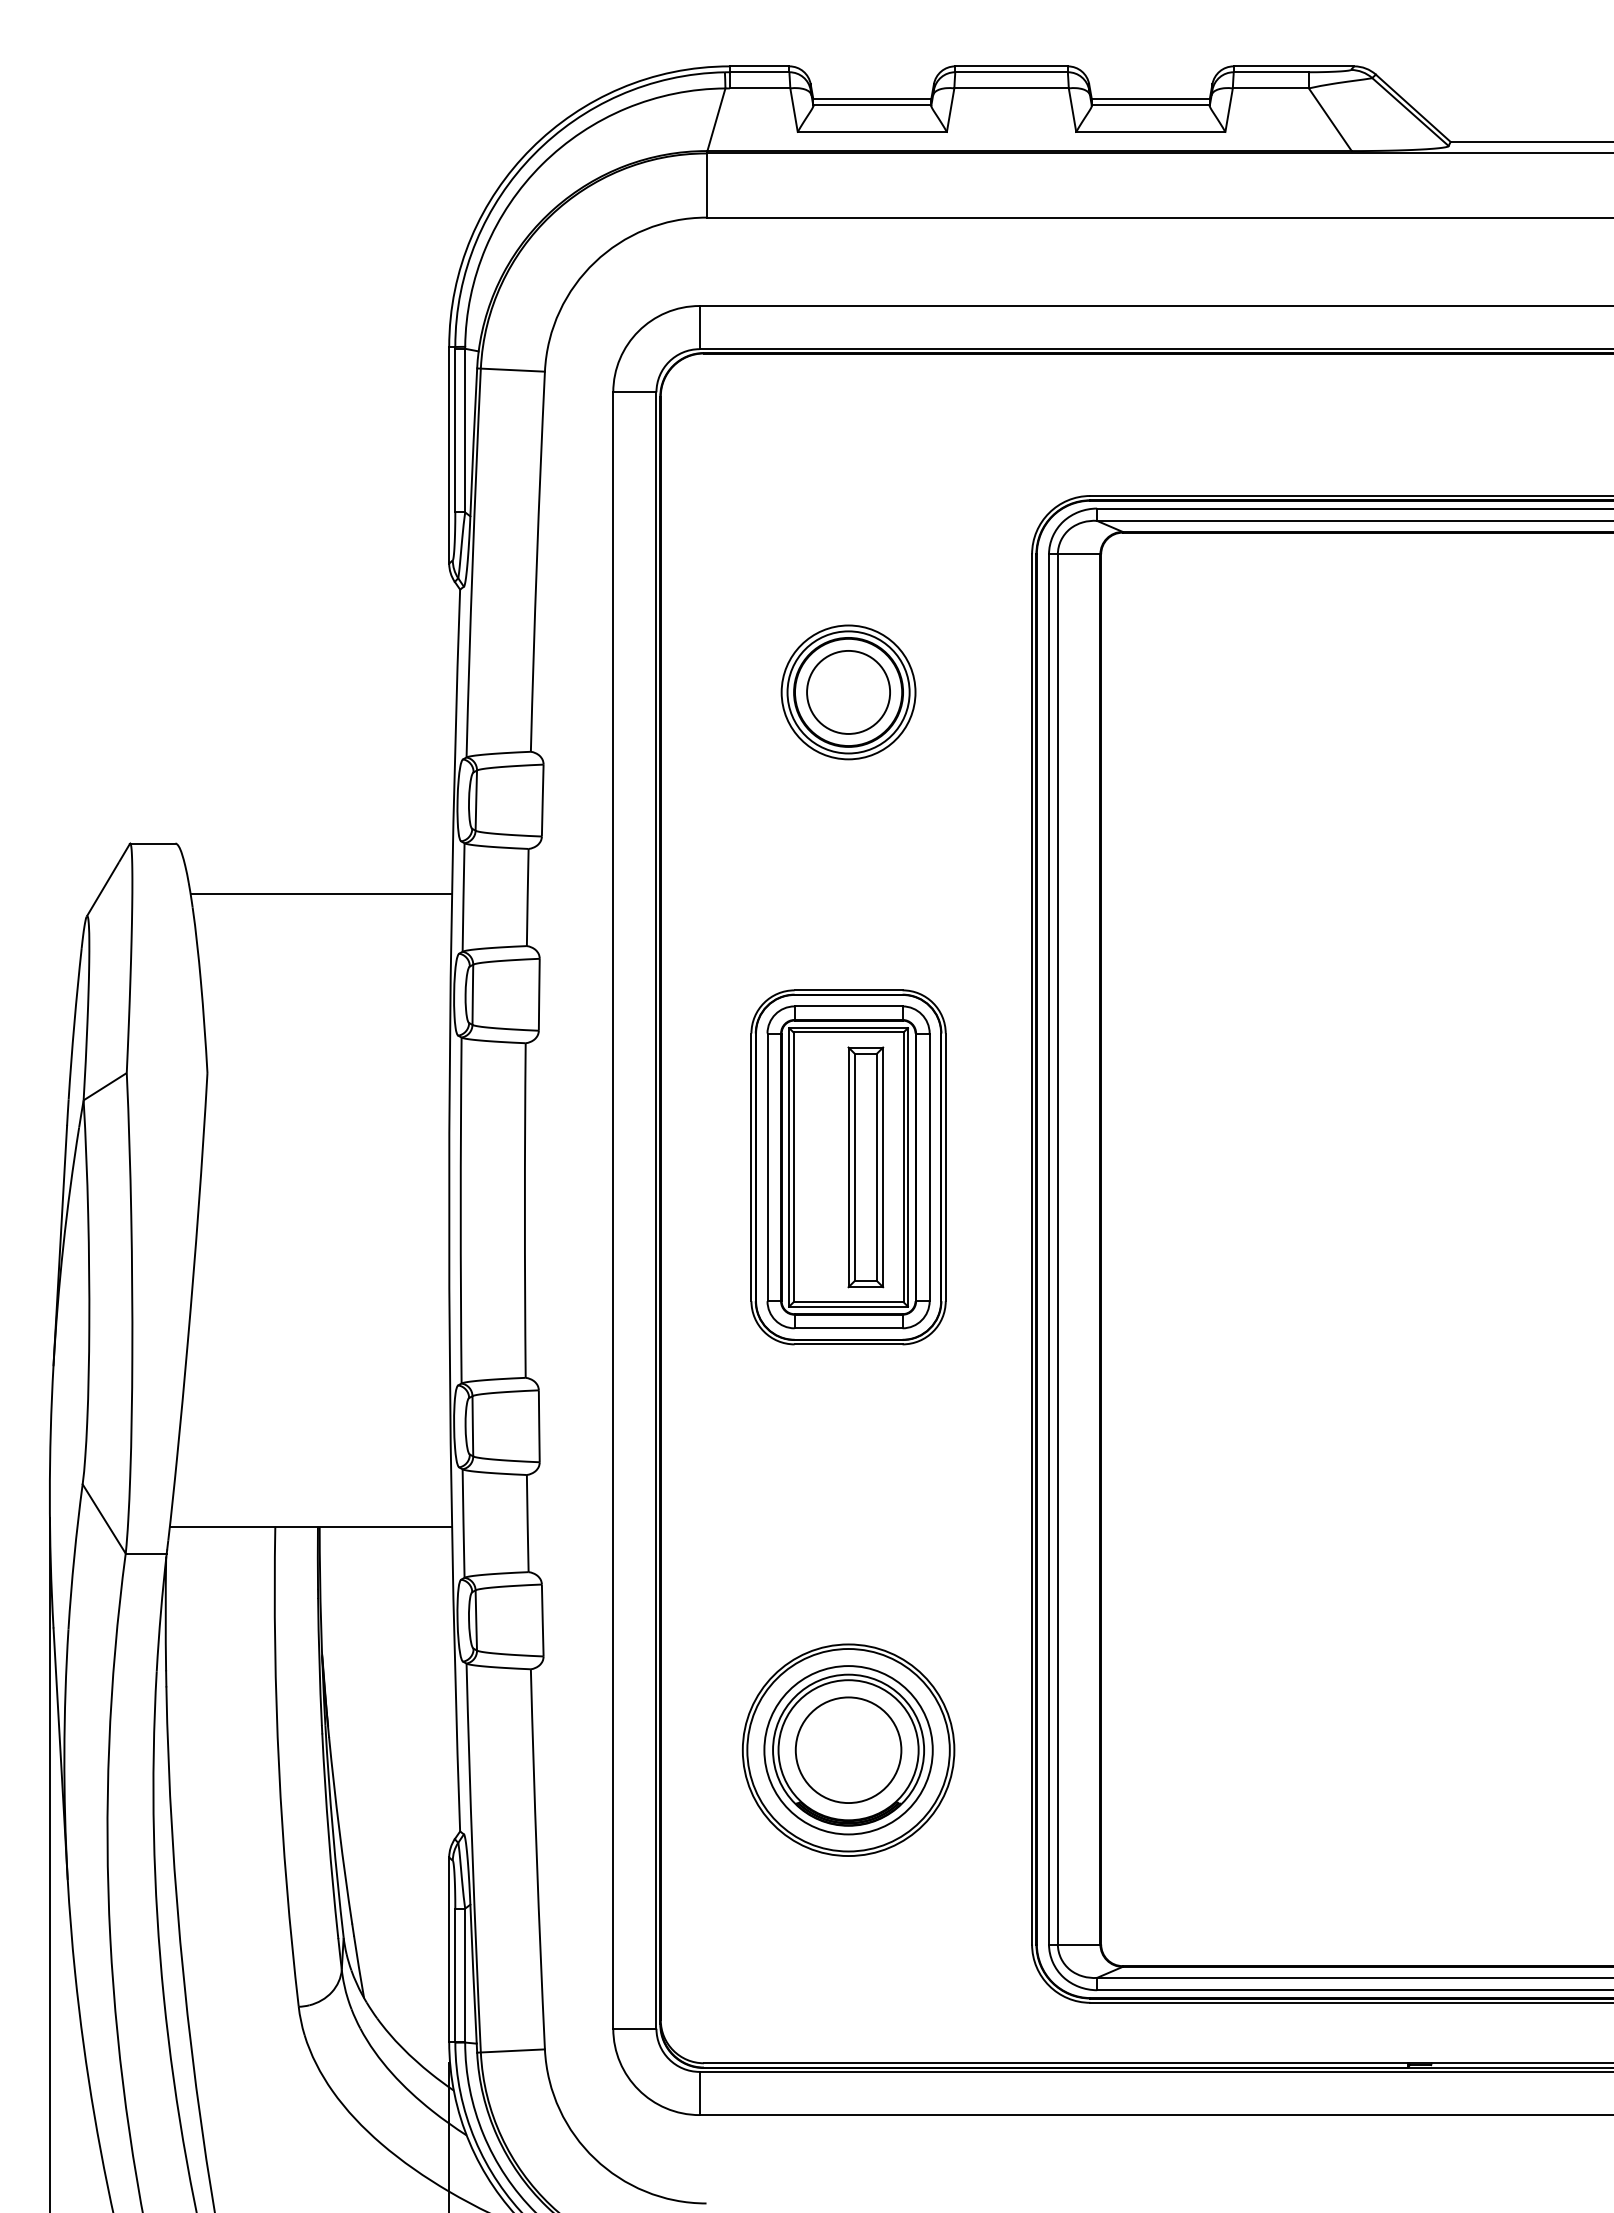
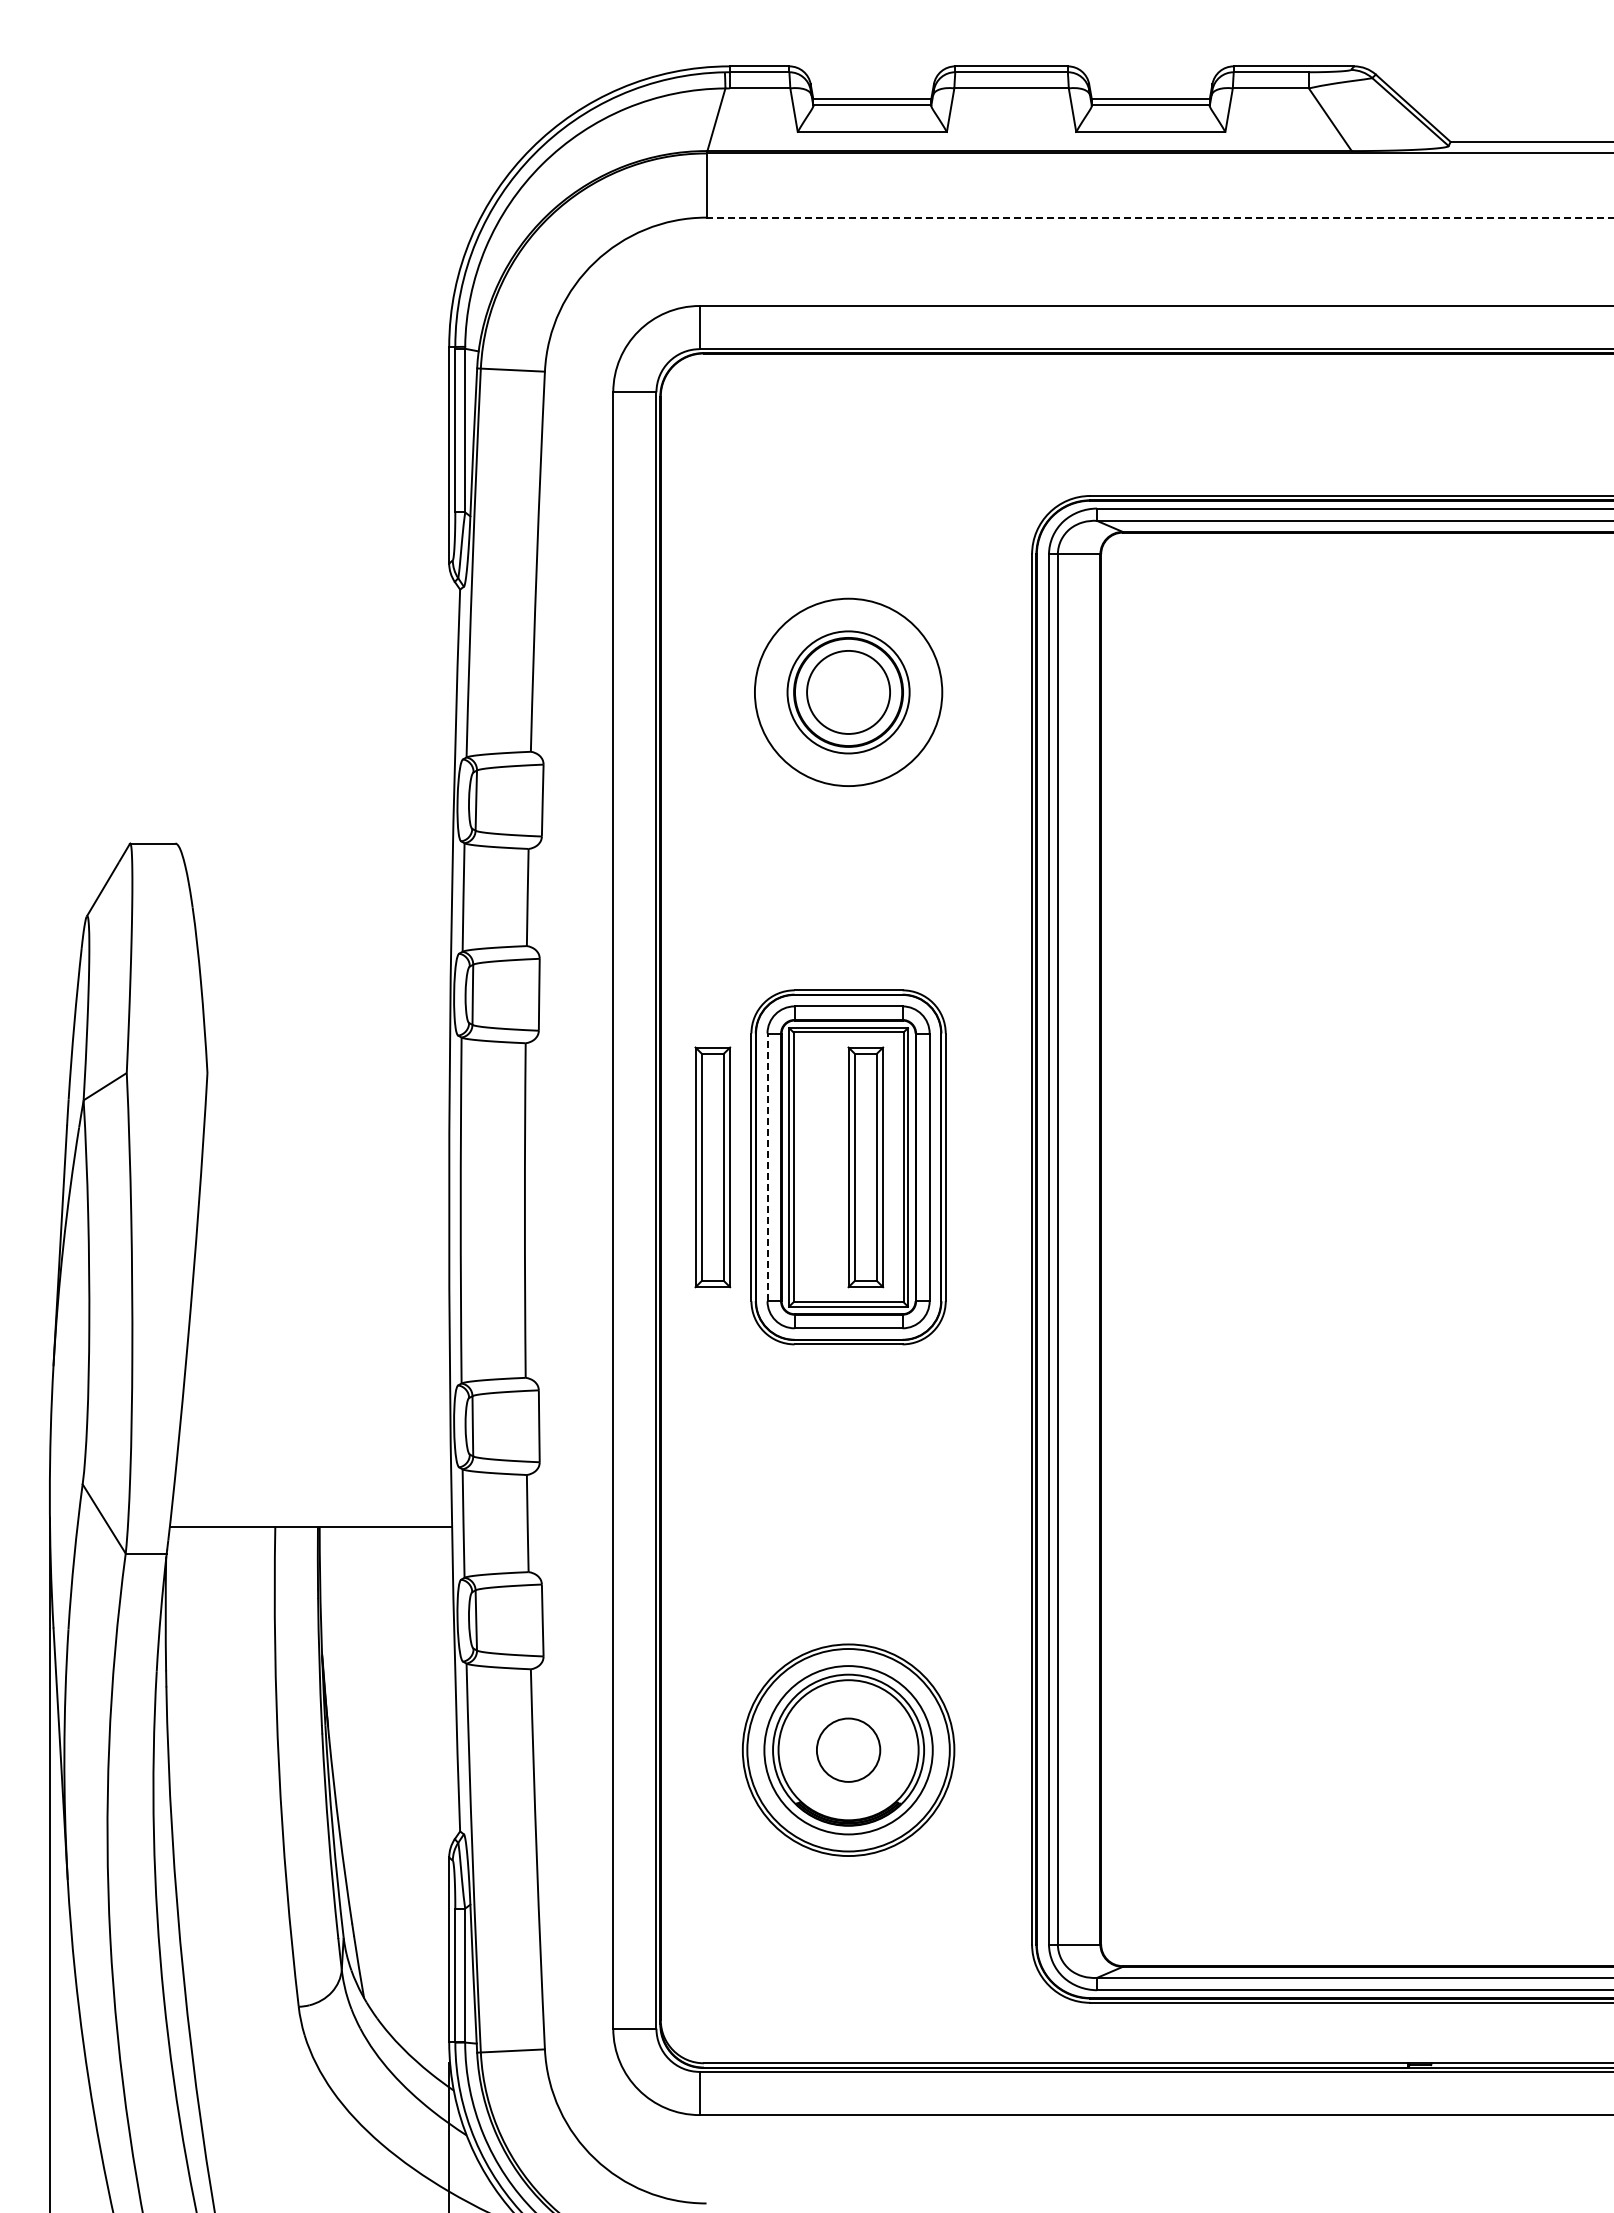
line: solid -> dashed (1159, 217)
circle diameter: 134 px -> 187 px (848, 692)
line: present -> none (321, 894)
part: none -> present (712, 1167)
line: solid -> dashed (767, 1167)
circle diameter: 106 px -> 63 px (848, 1749)
